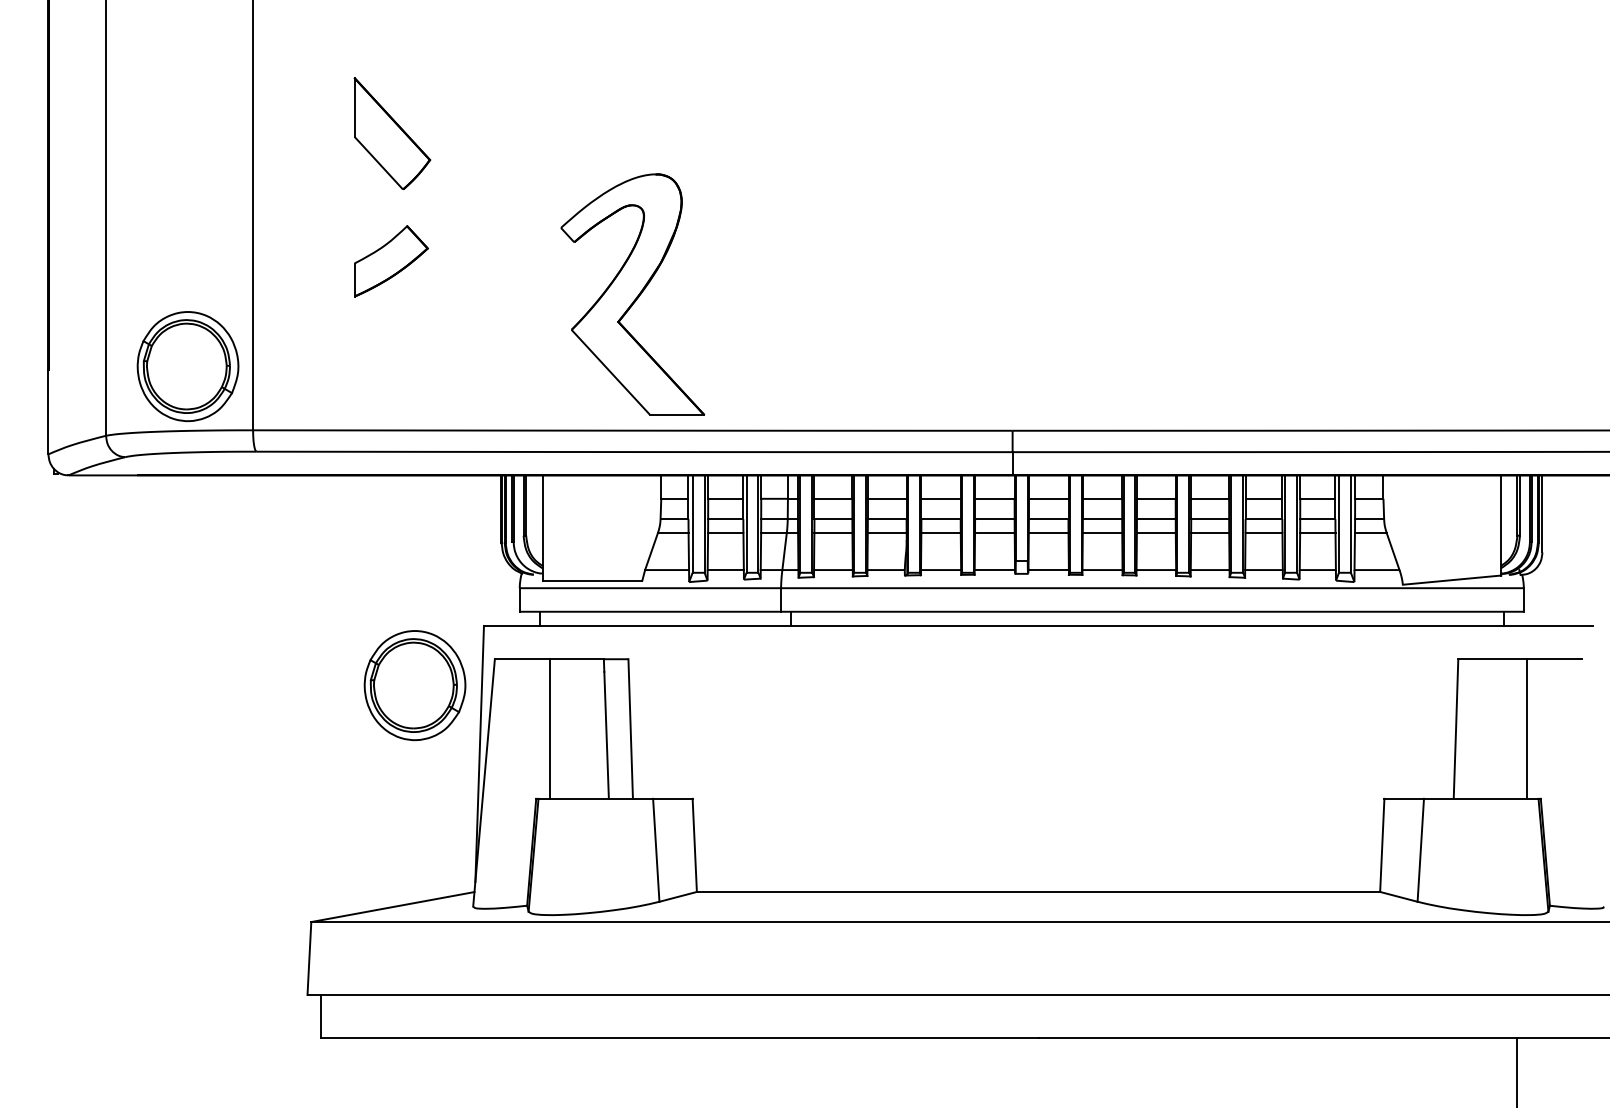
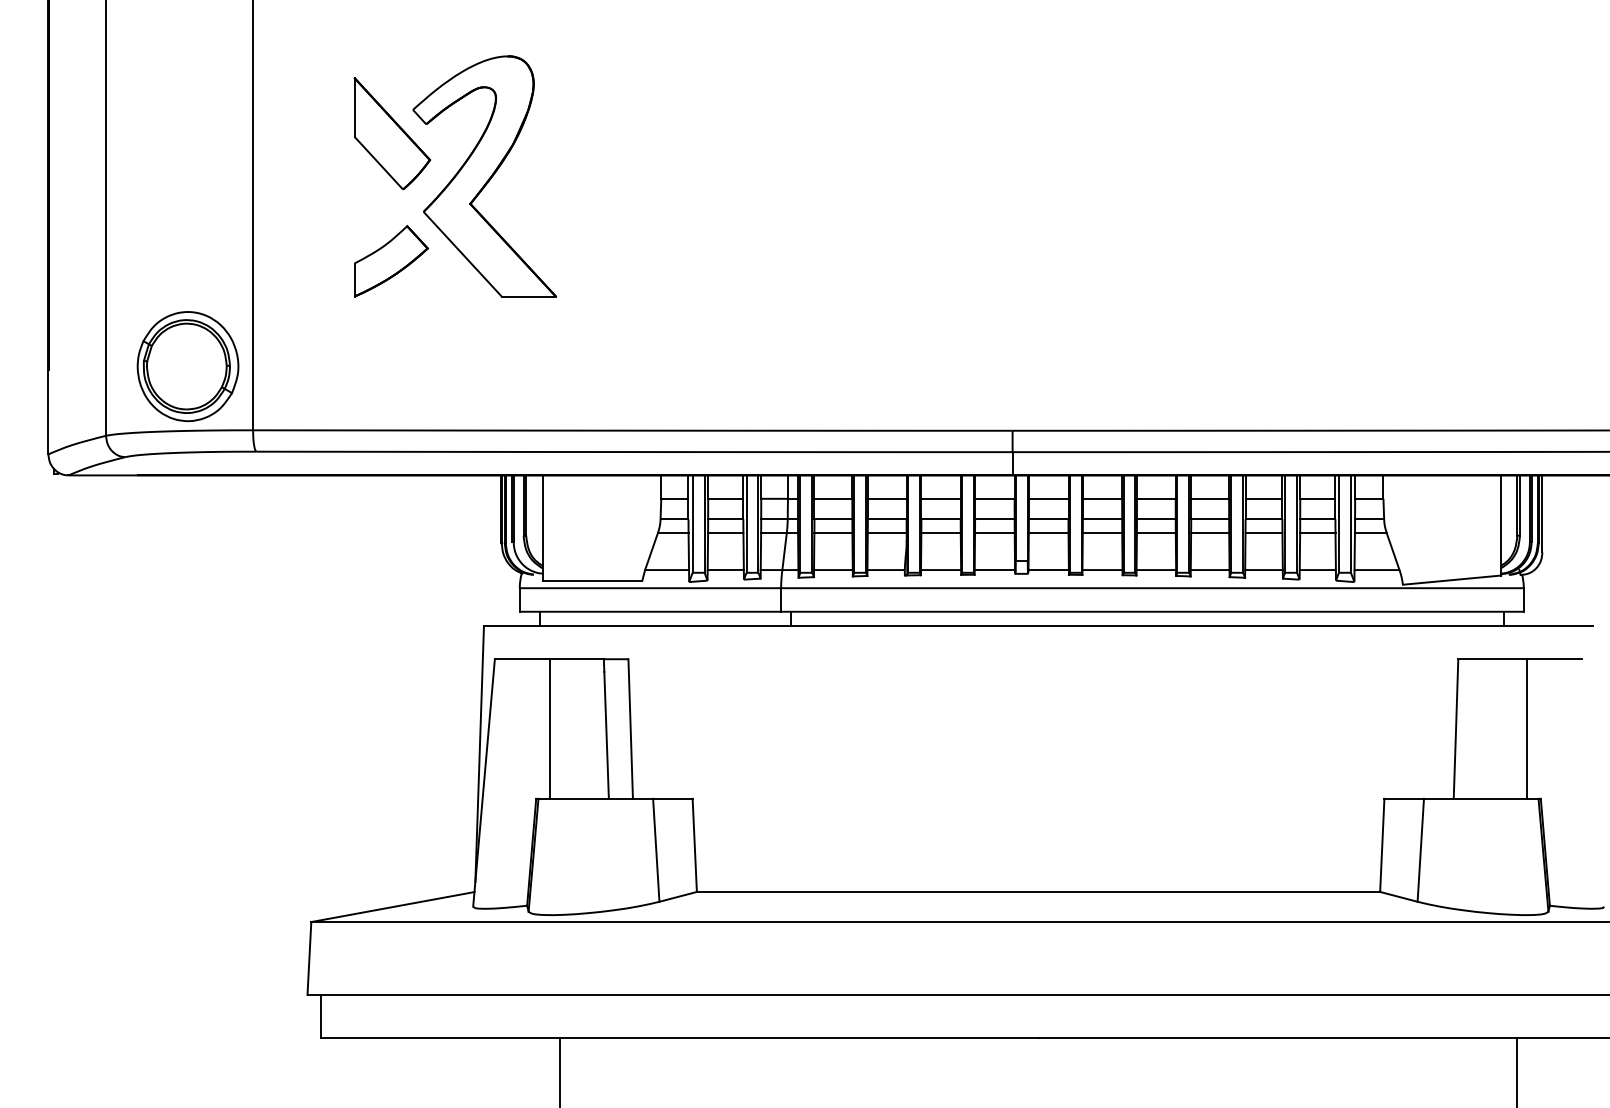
part position: (632, 294) -> (484, 176) (484, 176)
part: present -> none (414, 685)
line: none -> present (560, 1071)
